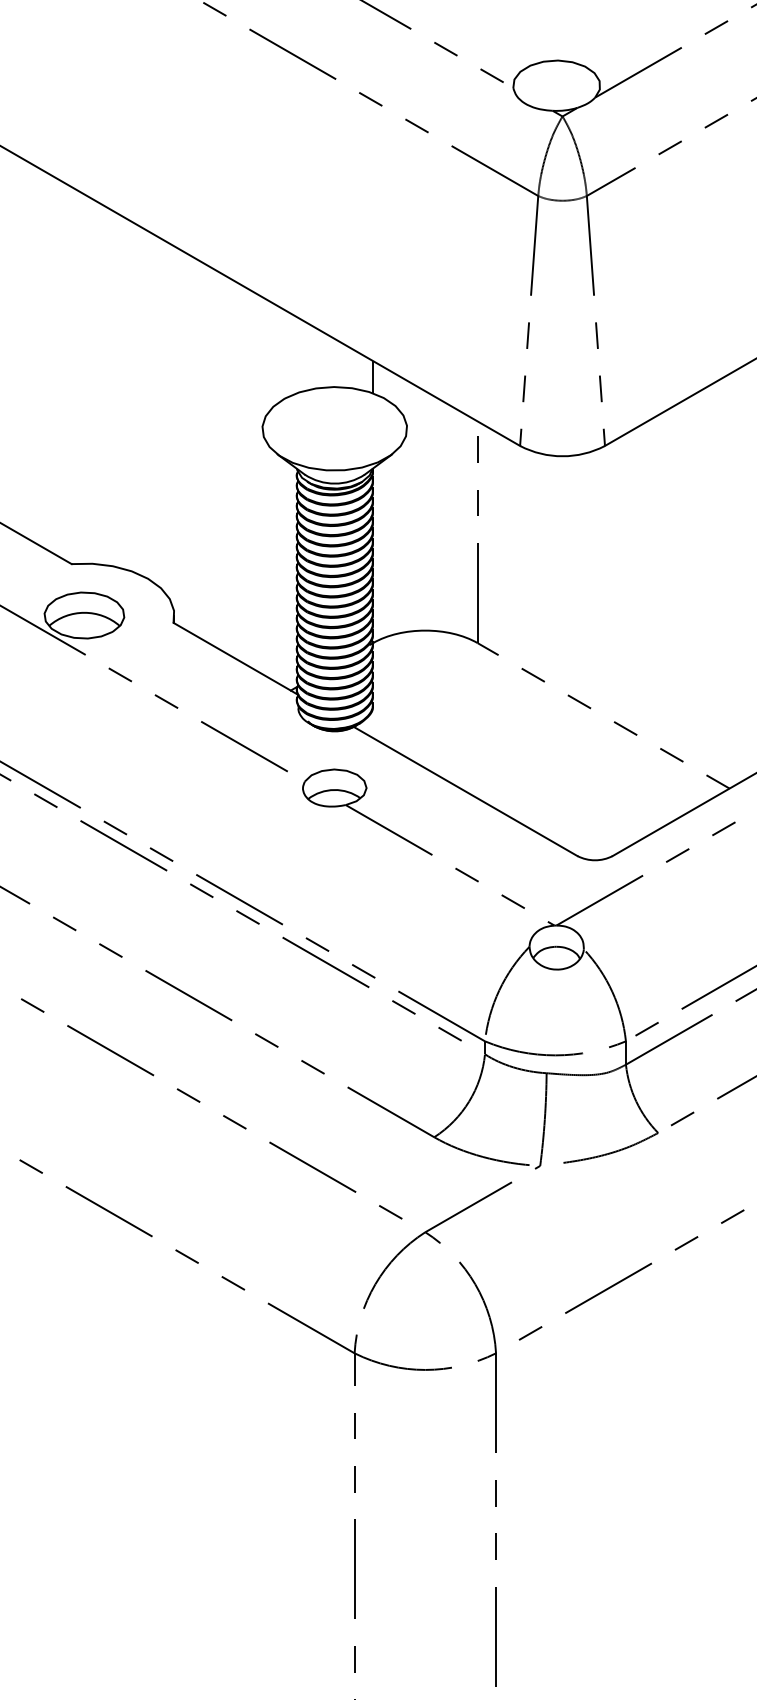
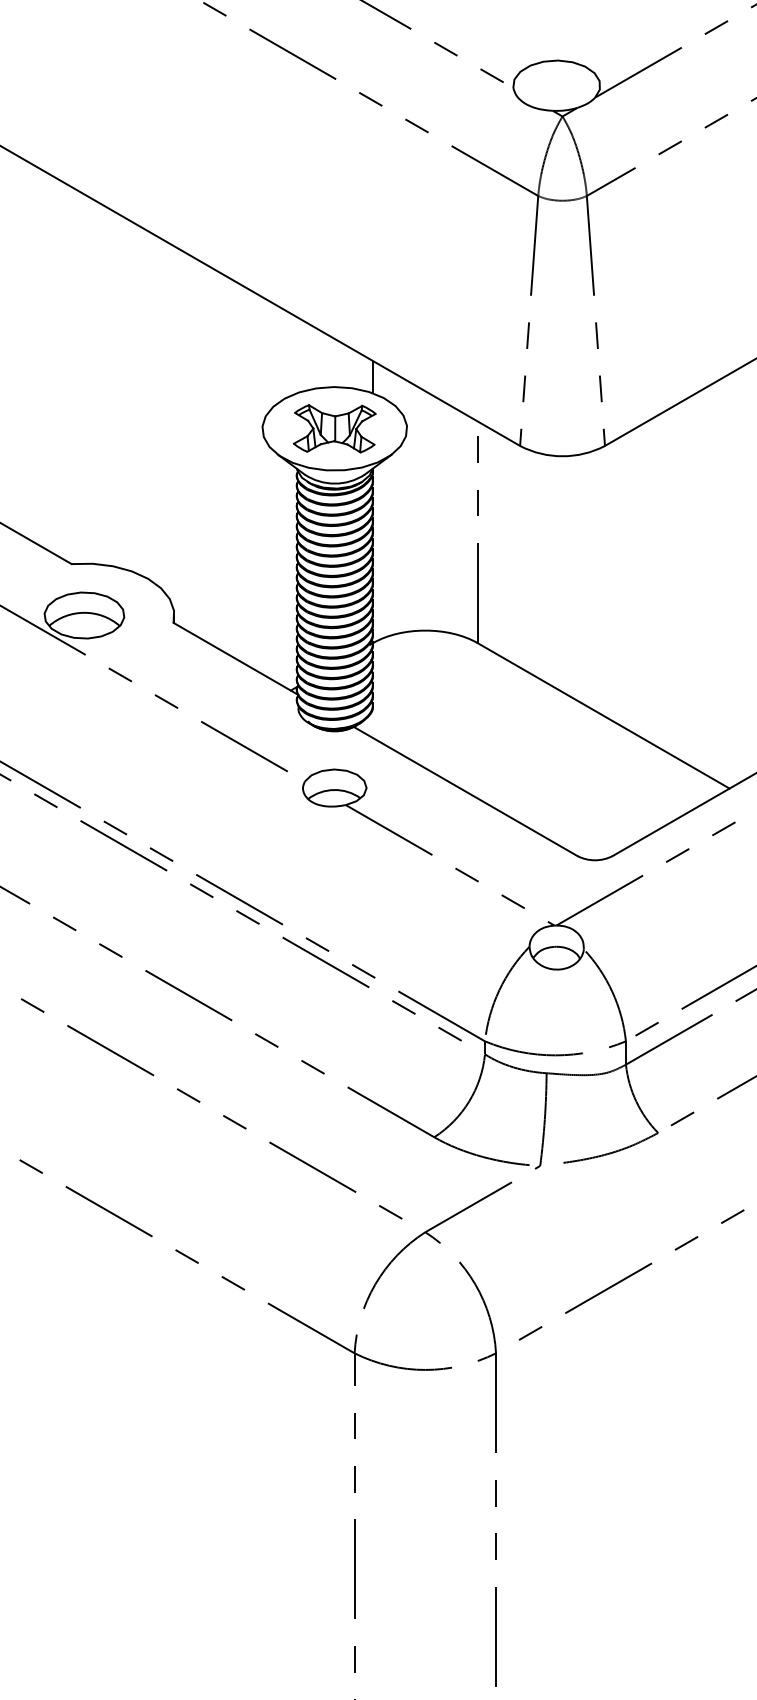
part: none -> present (334, 428)
line: dashed -> solid (603, 715)
